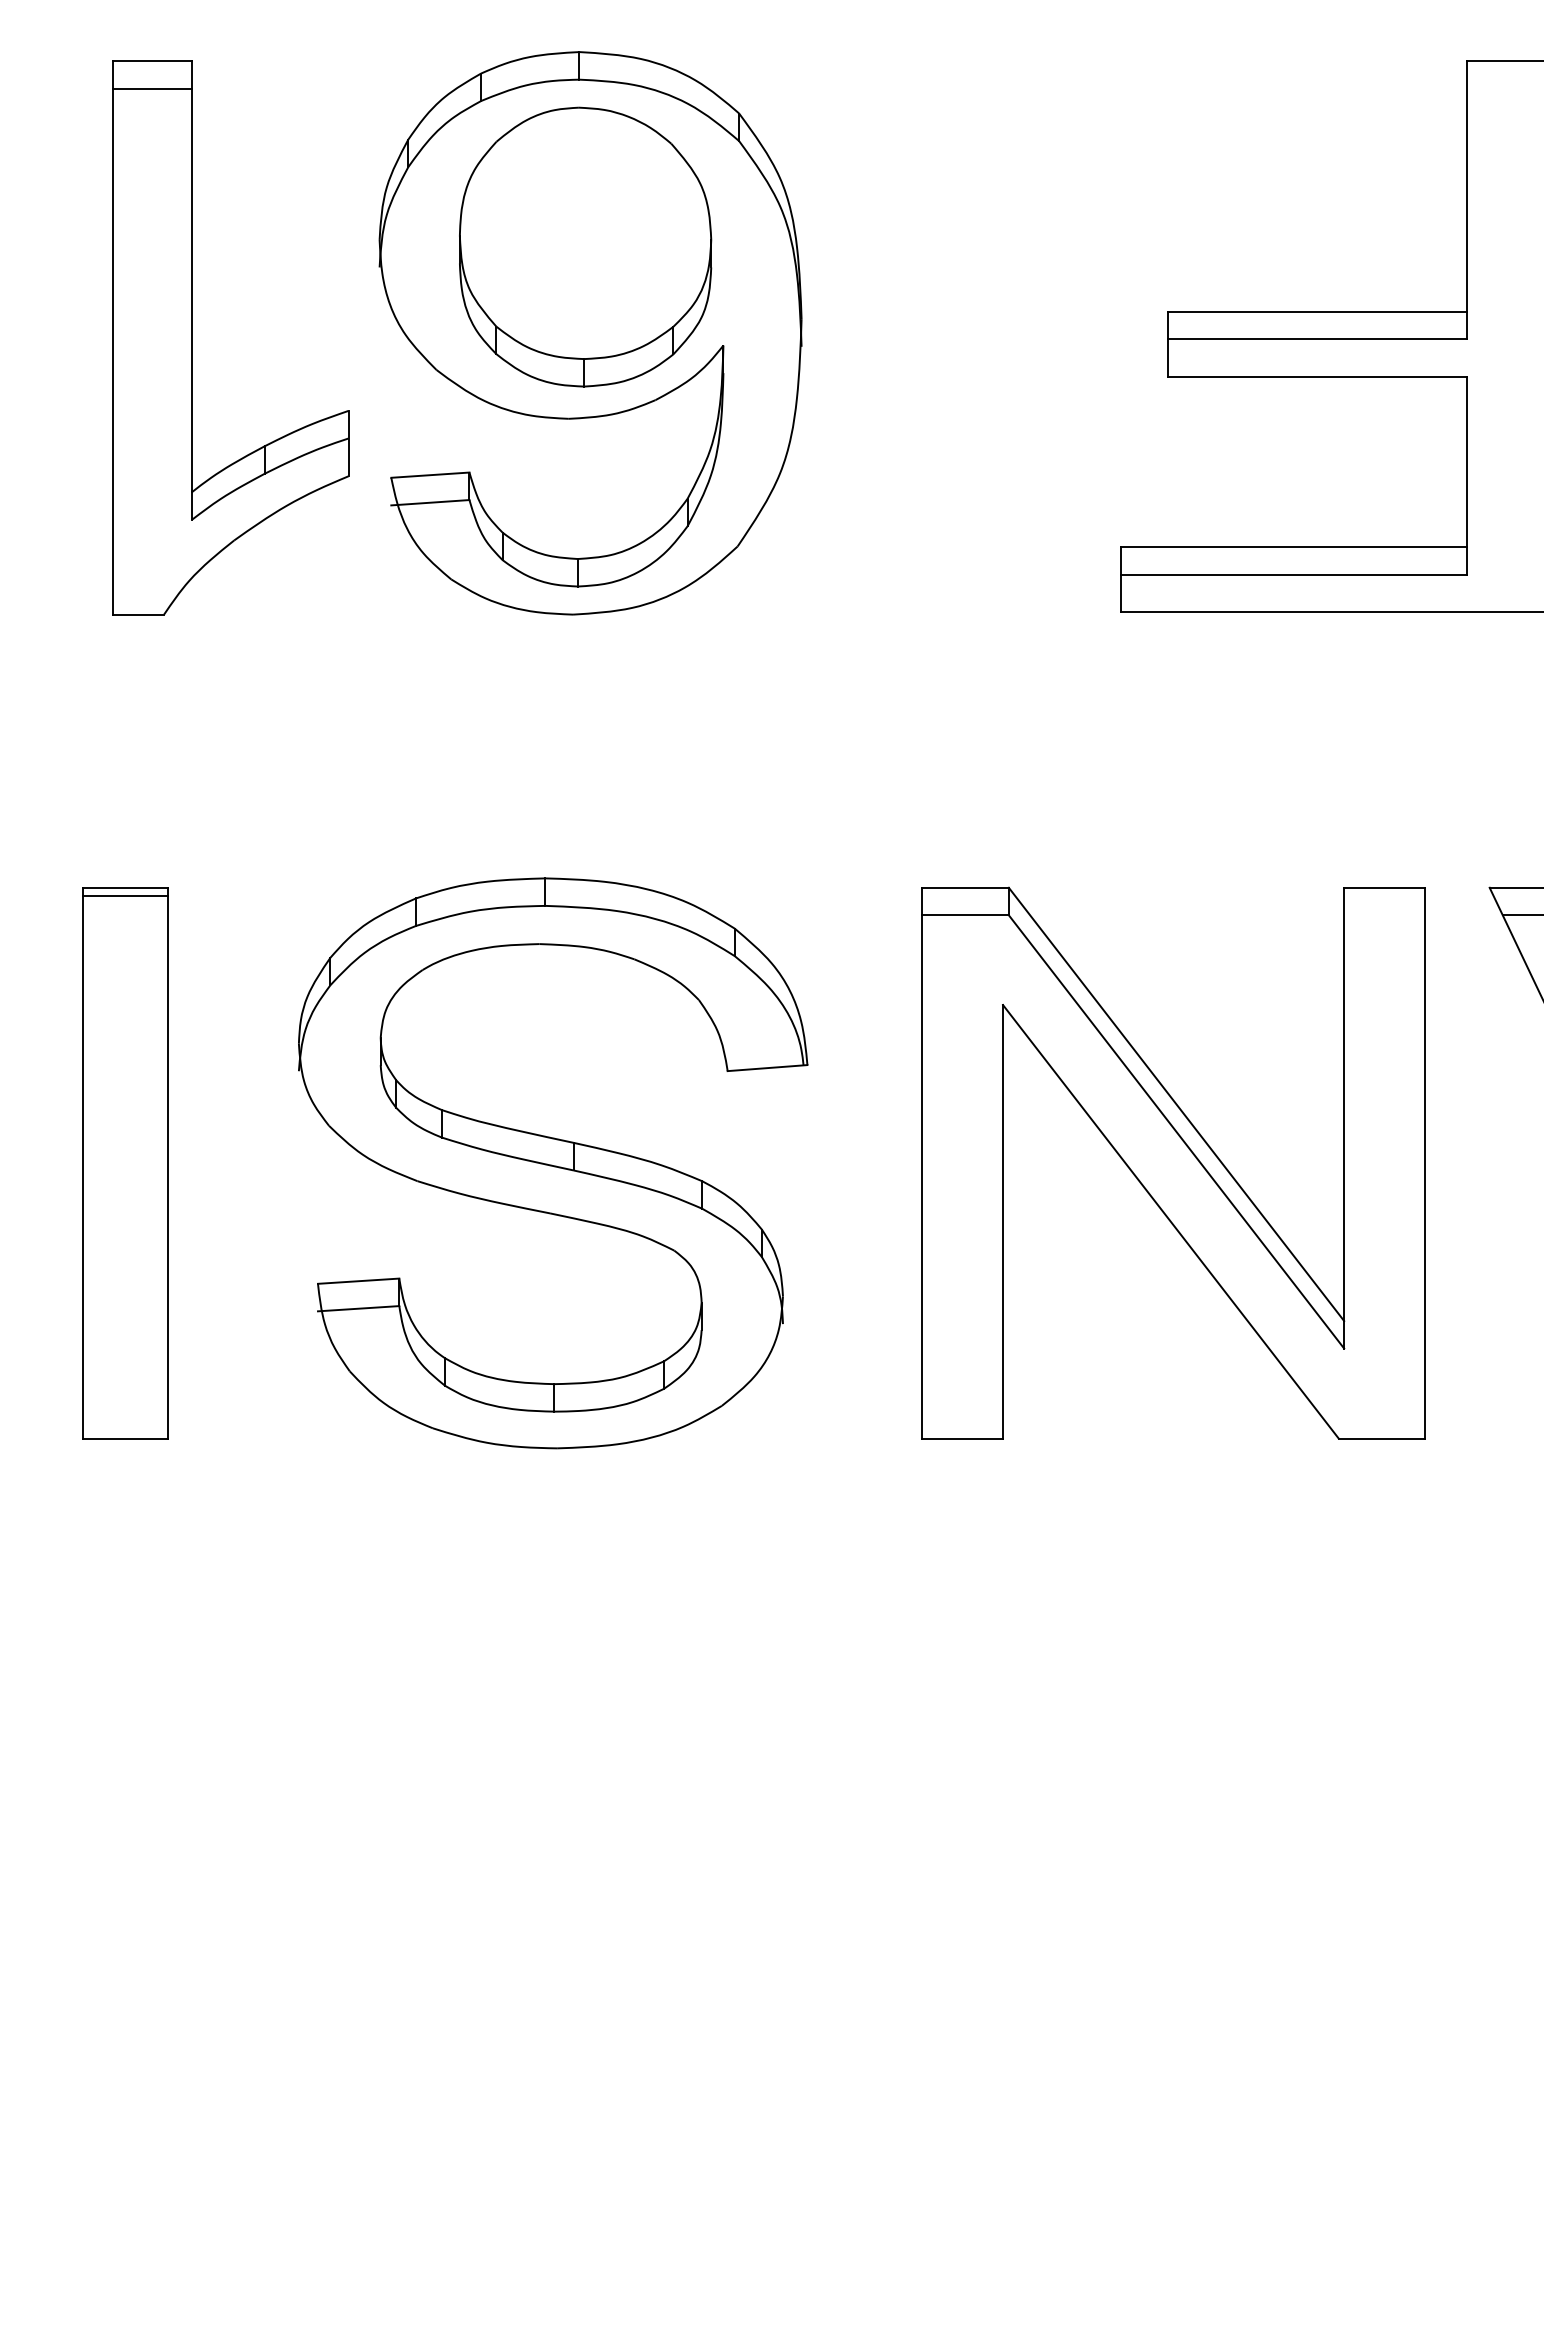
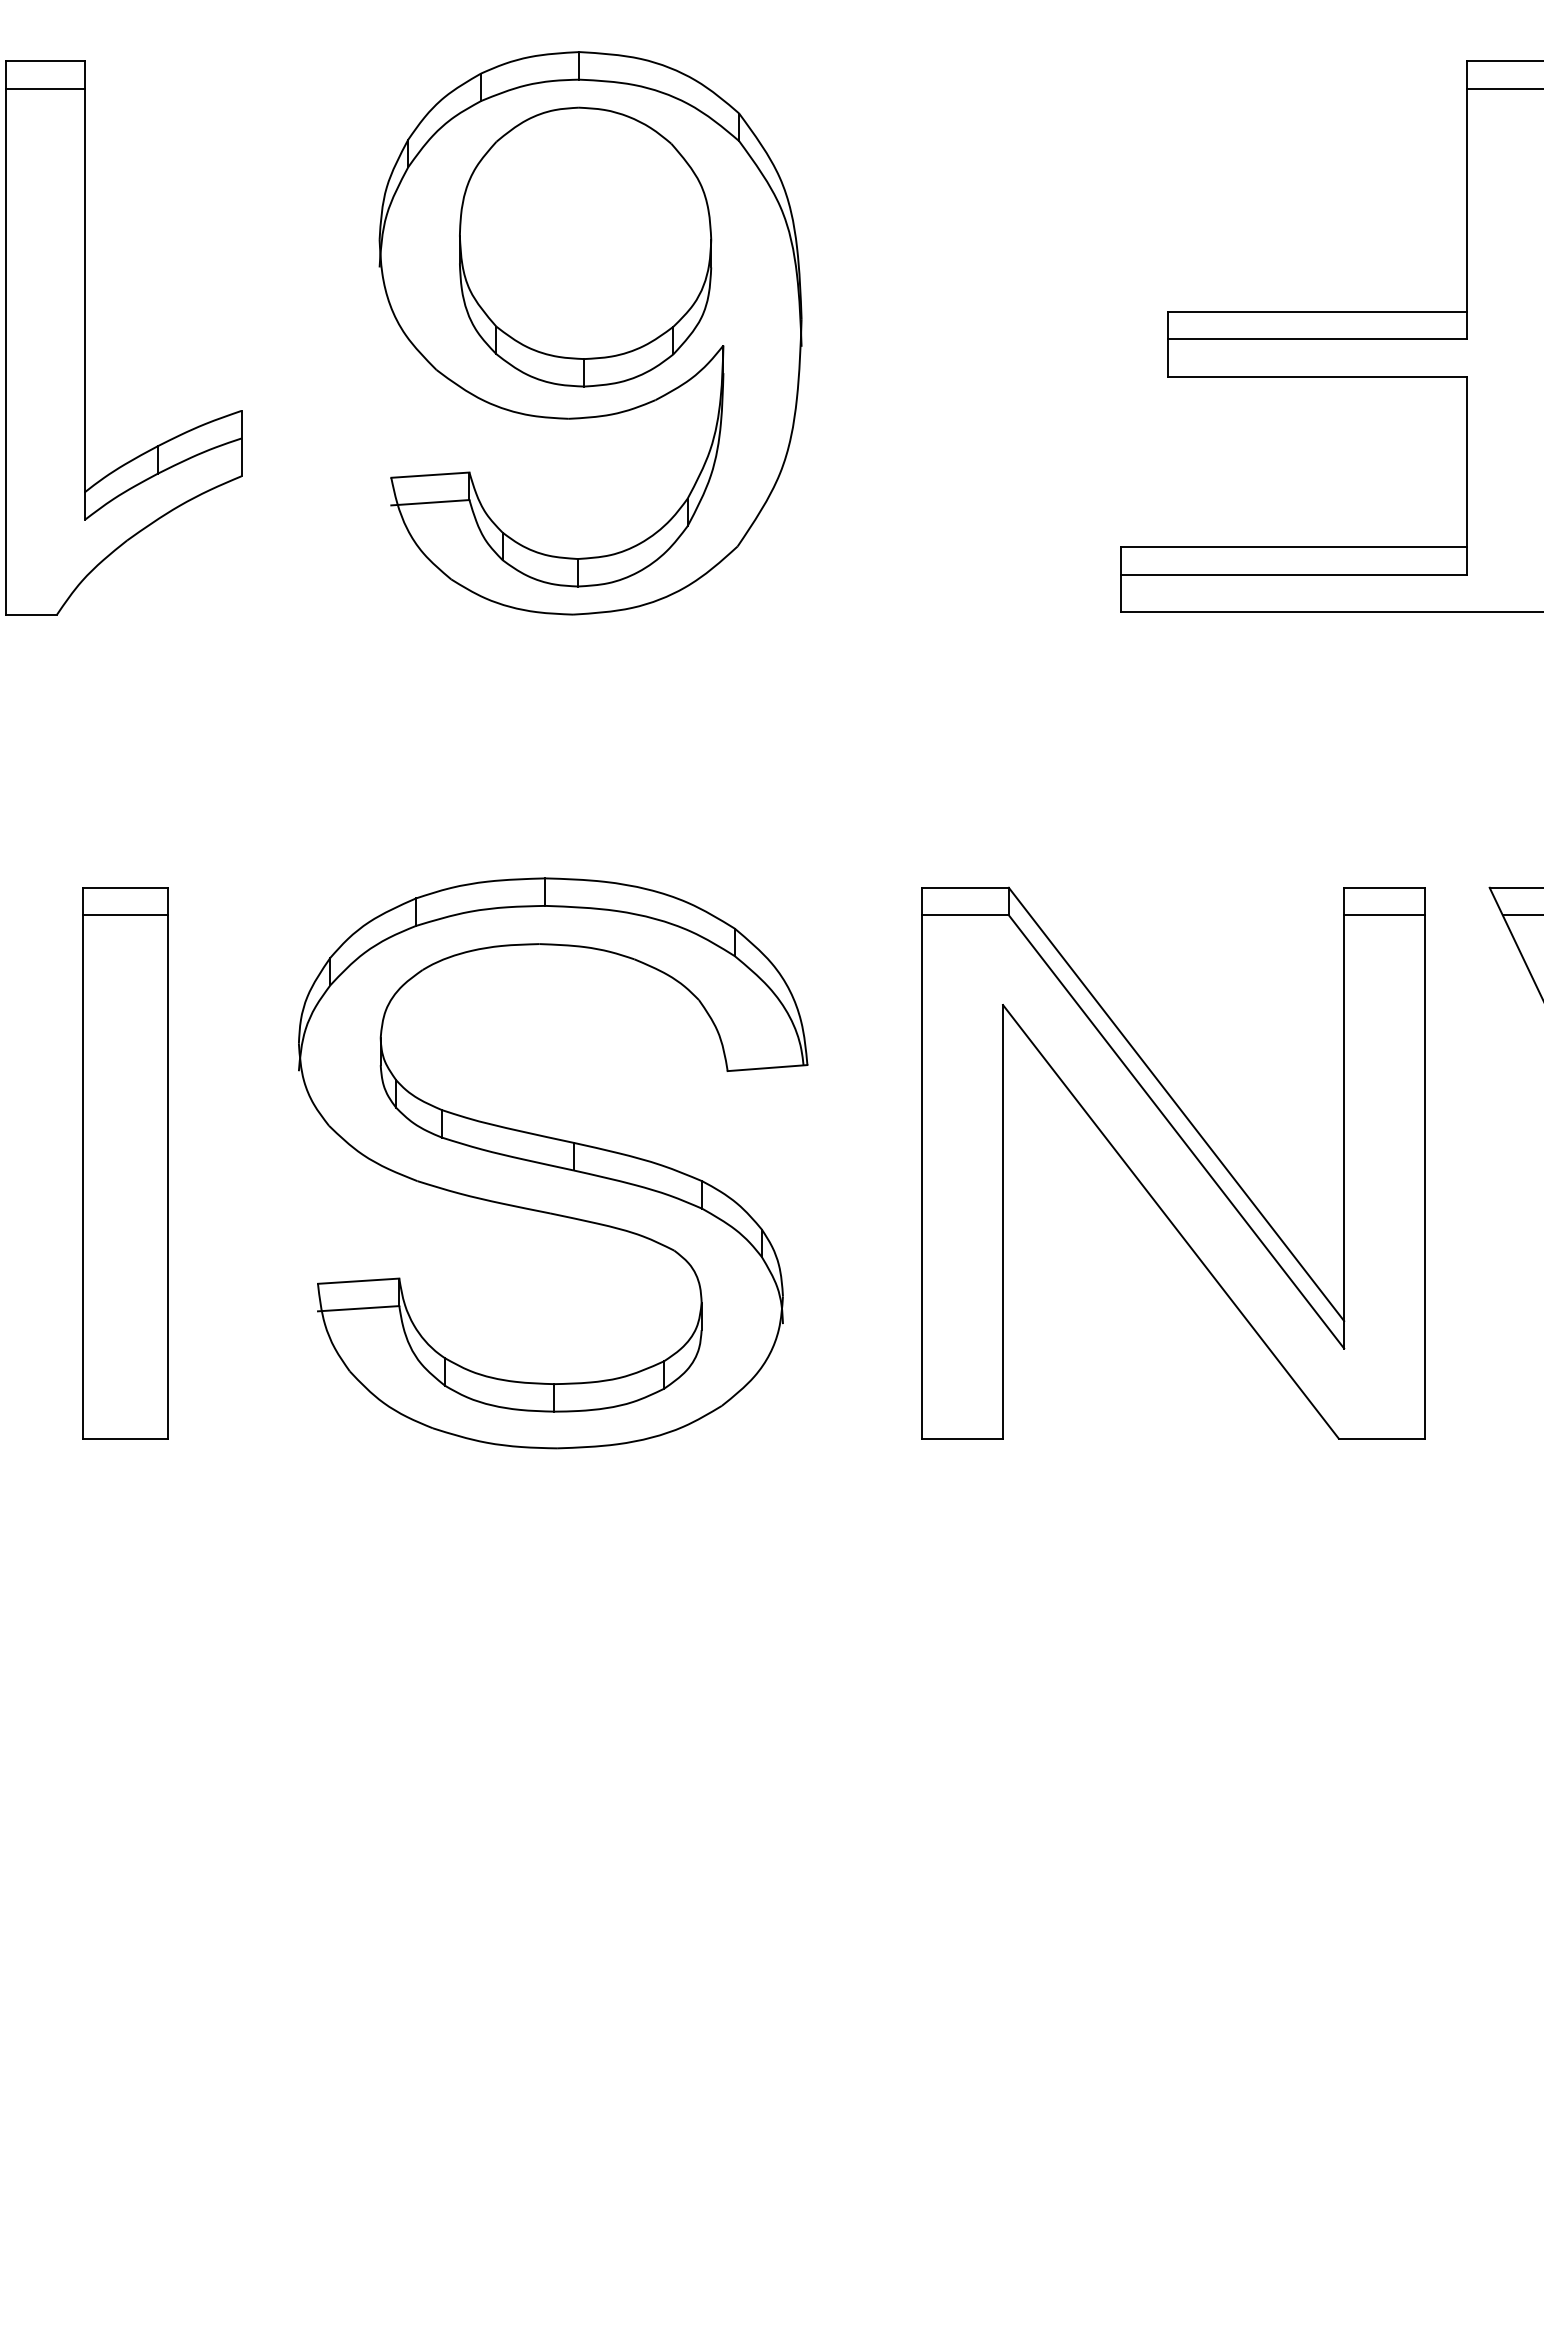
line: none -> present (1503, 88)
part position: (192, 337) -> (85, 337) (85, 337)
line position: (125, 896) -> (125, 915) (125, 915)
line: none -> present (1384, 915)
